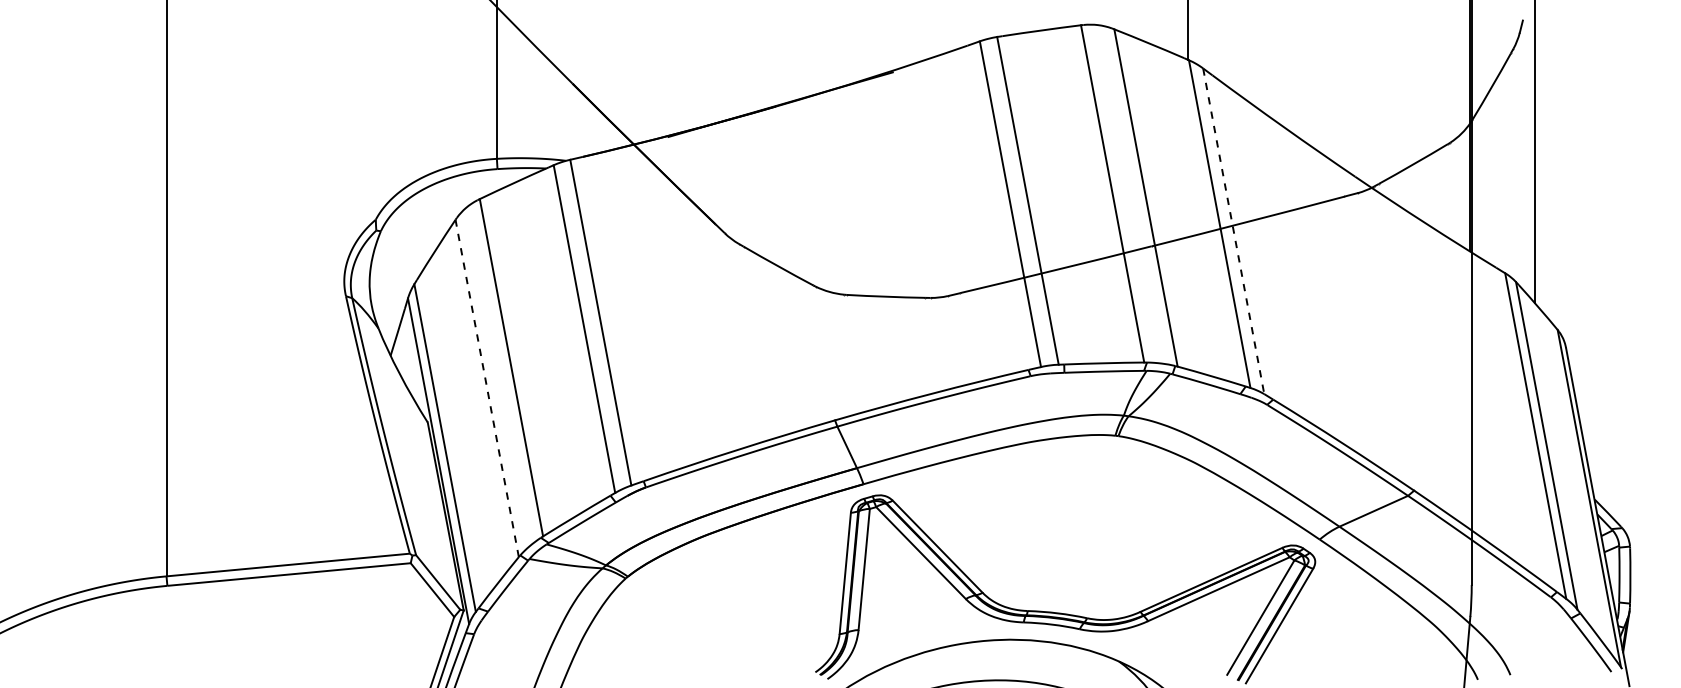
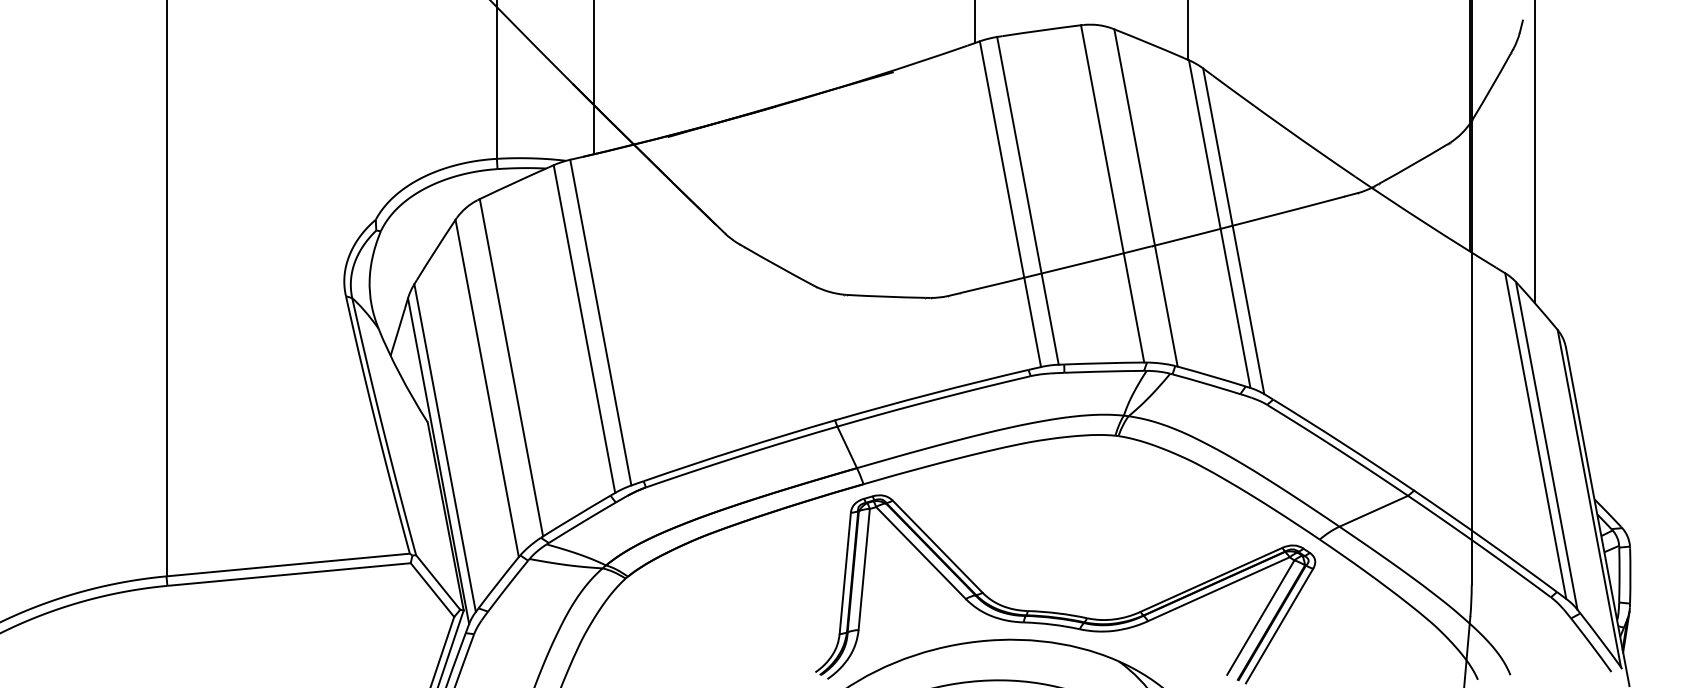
line: none -> present (975, 22)
line: none -> present (593, 78)
line: dashed -> solid (1233, 231)
line: dashed -> solid (487, 388)
